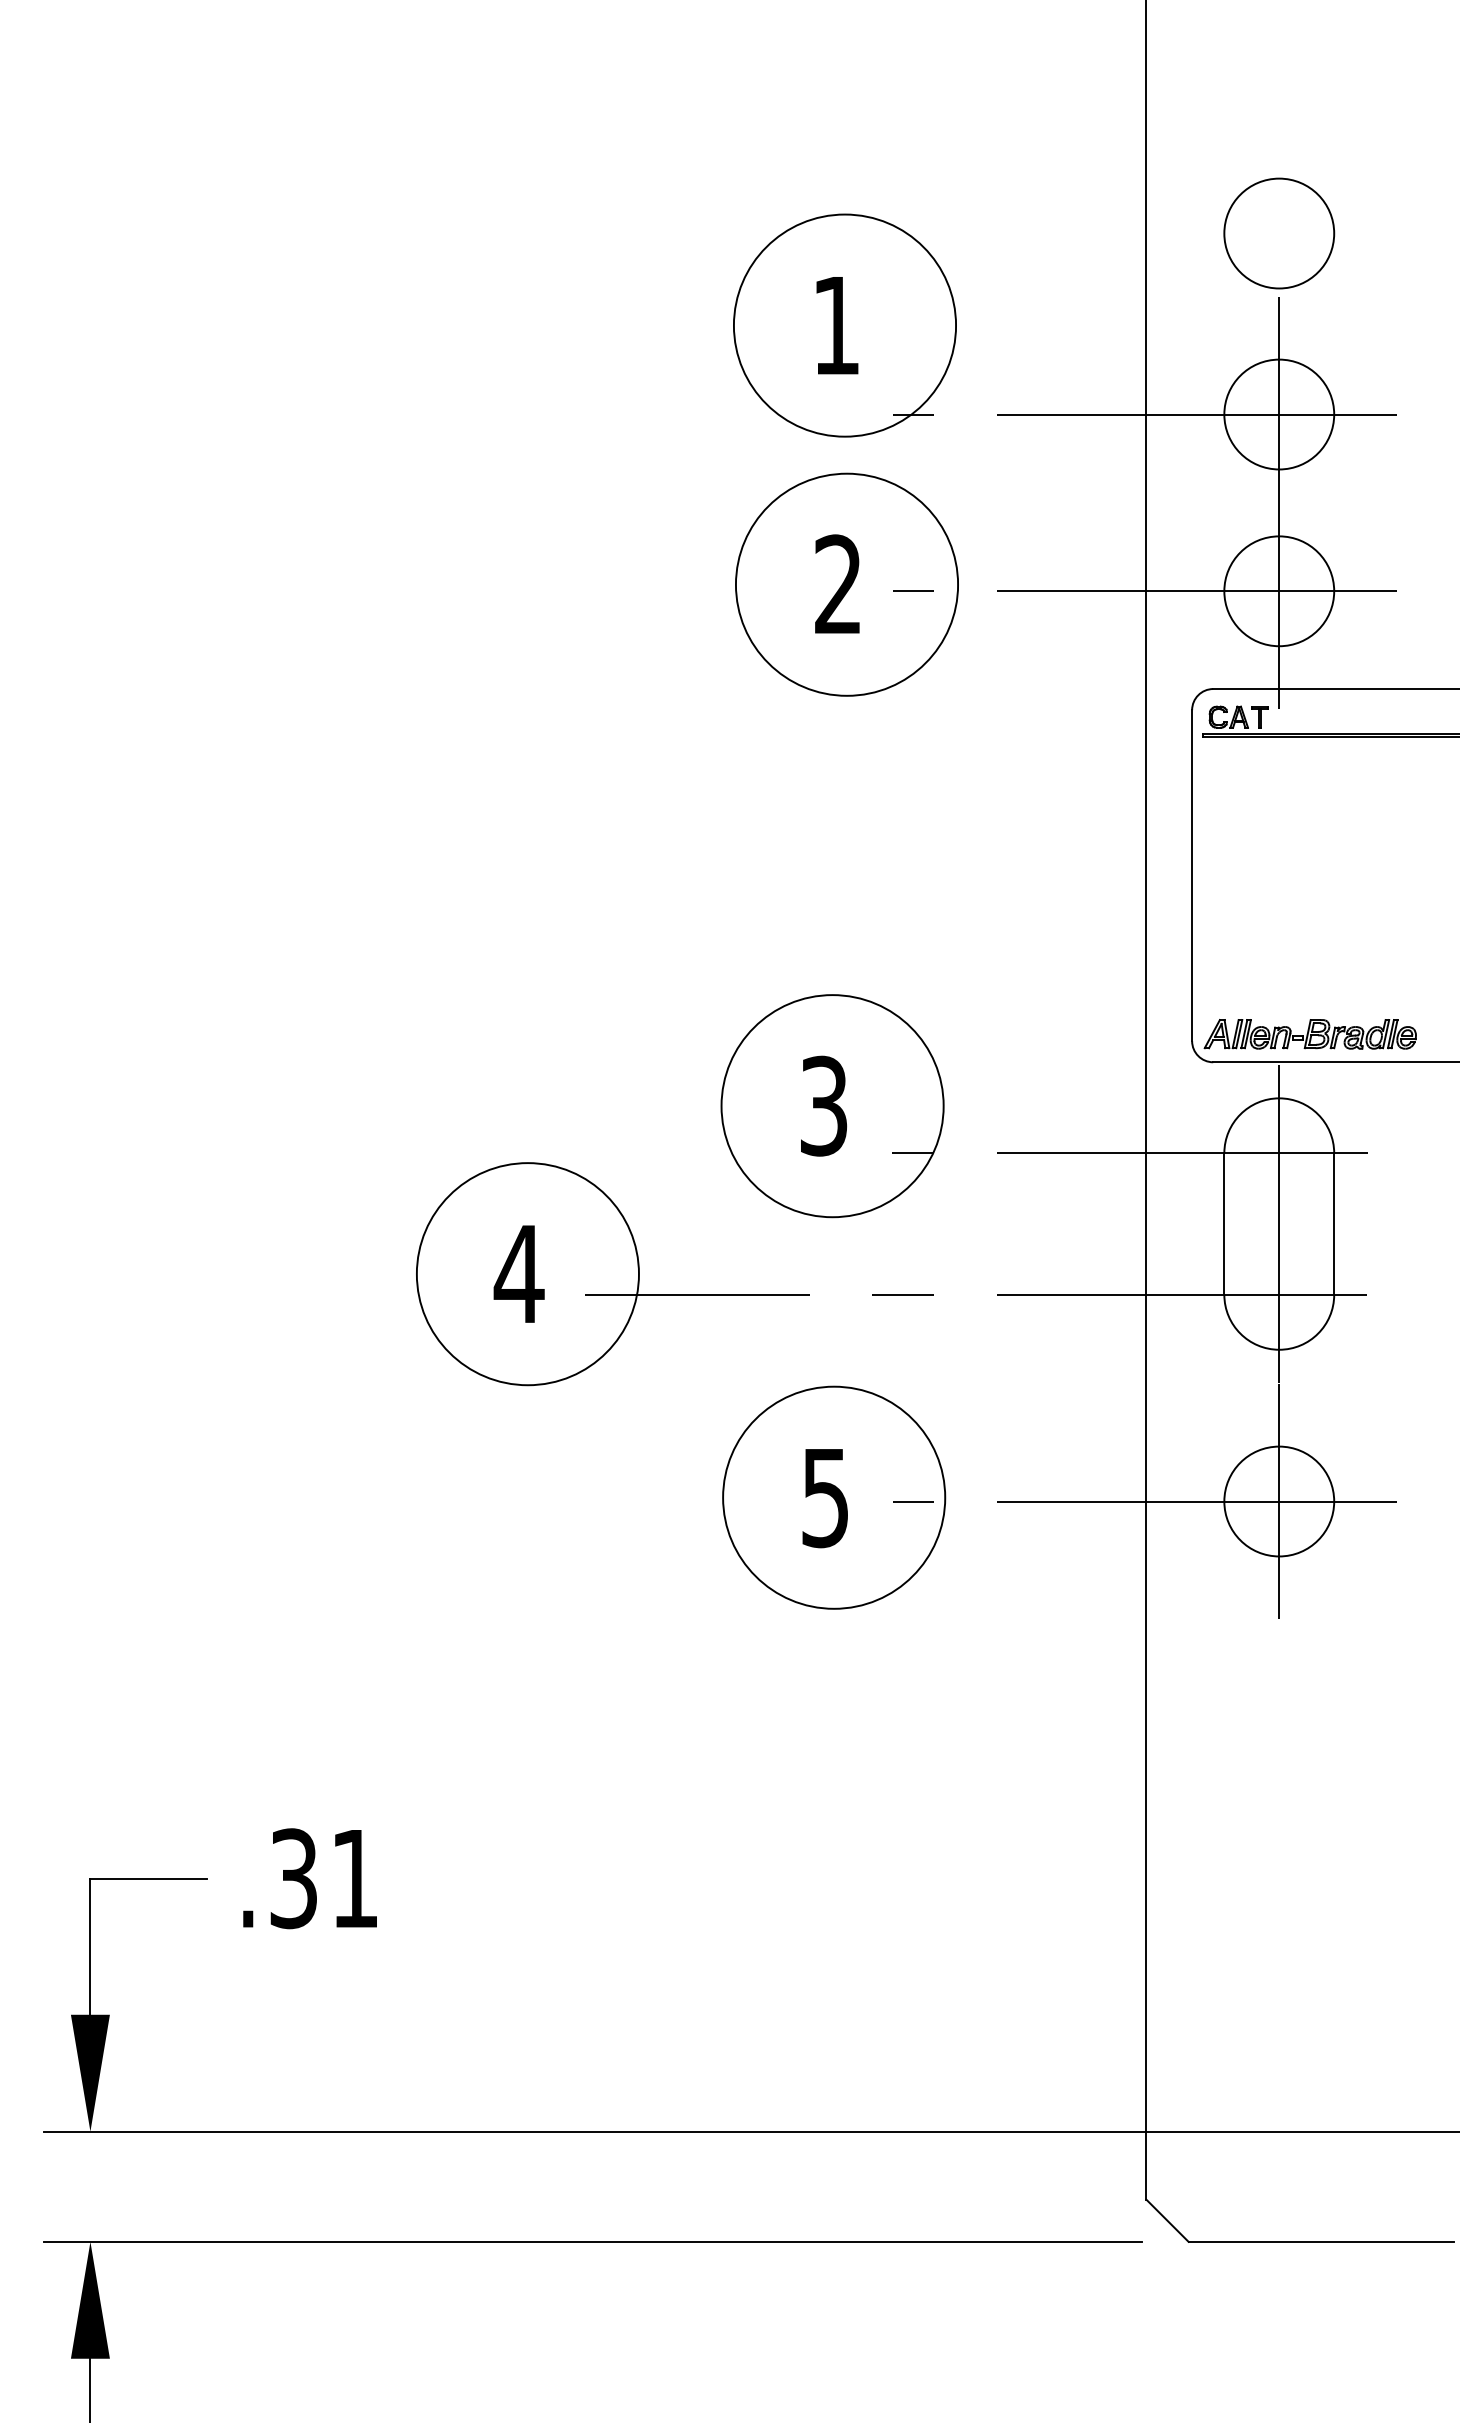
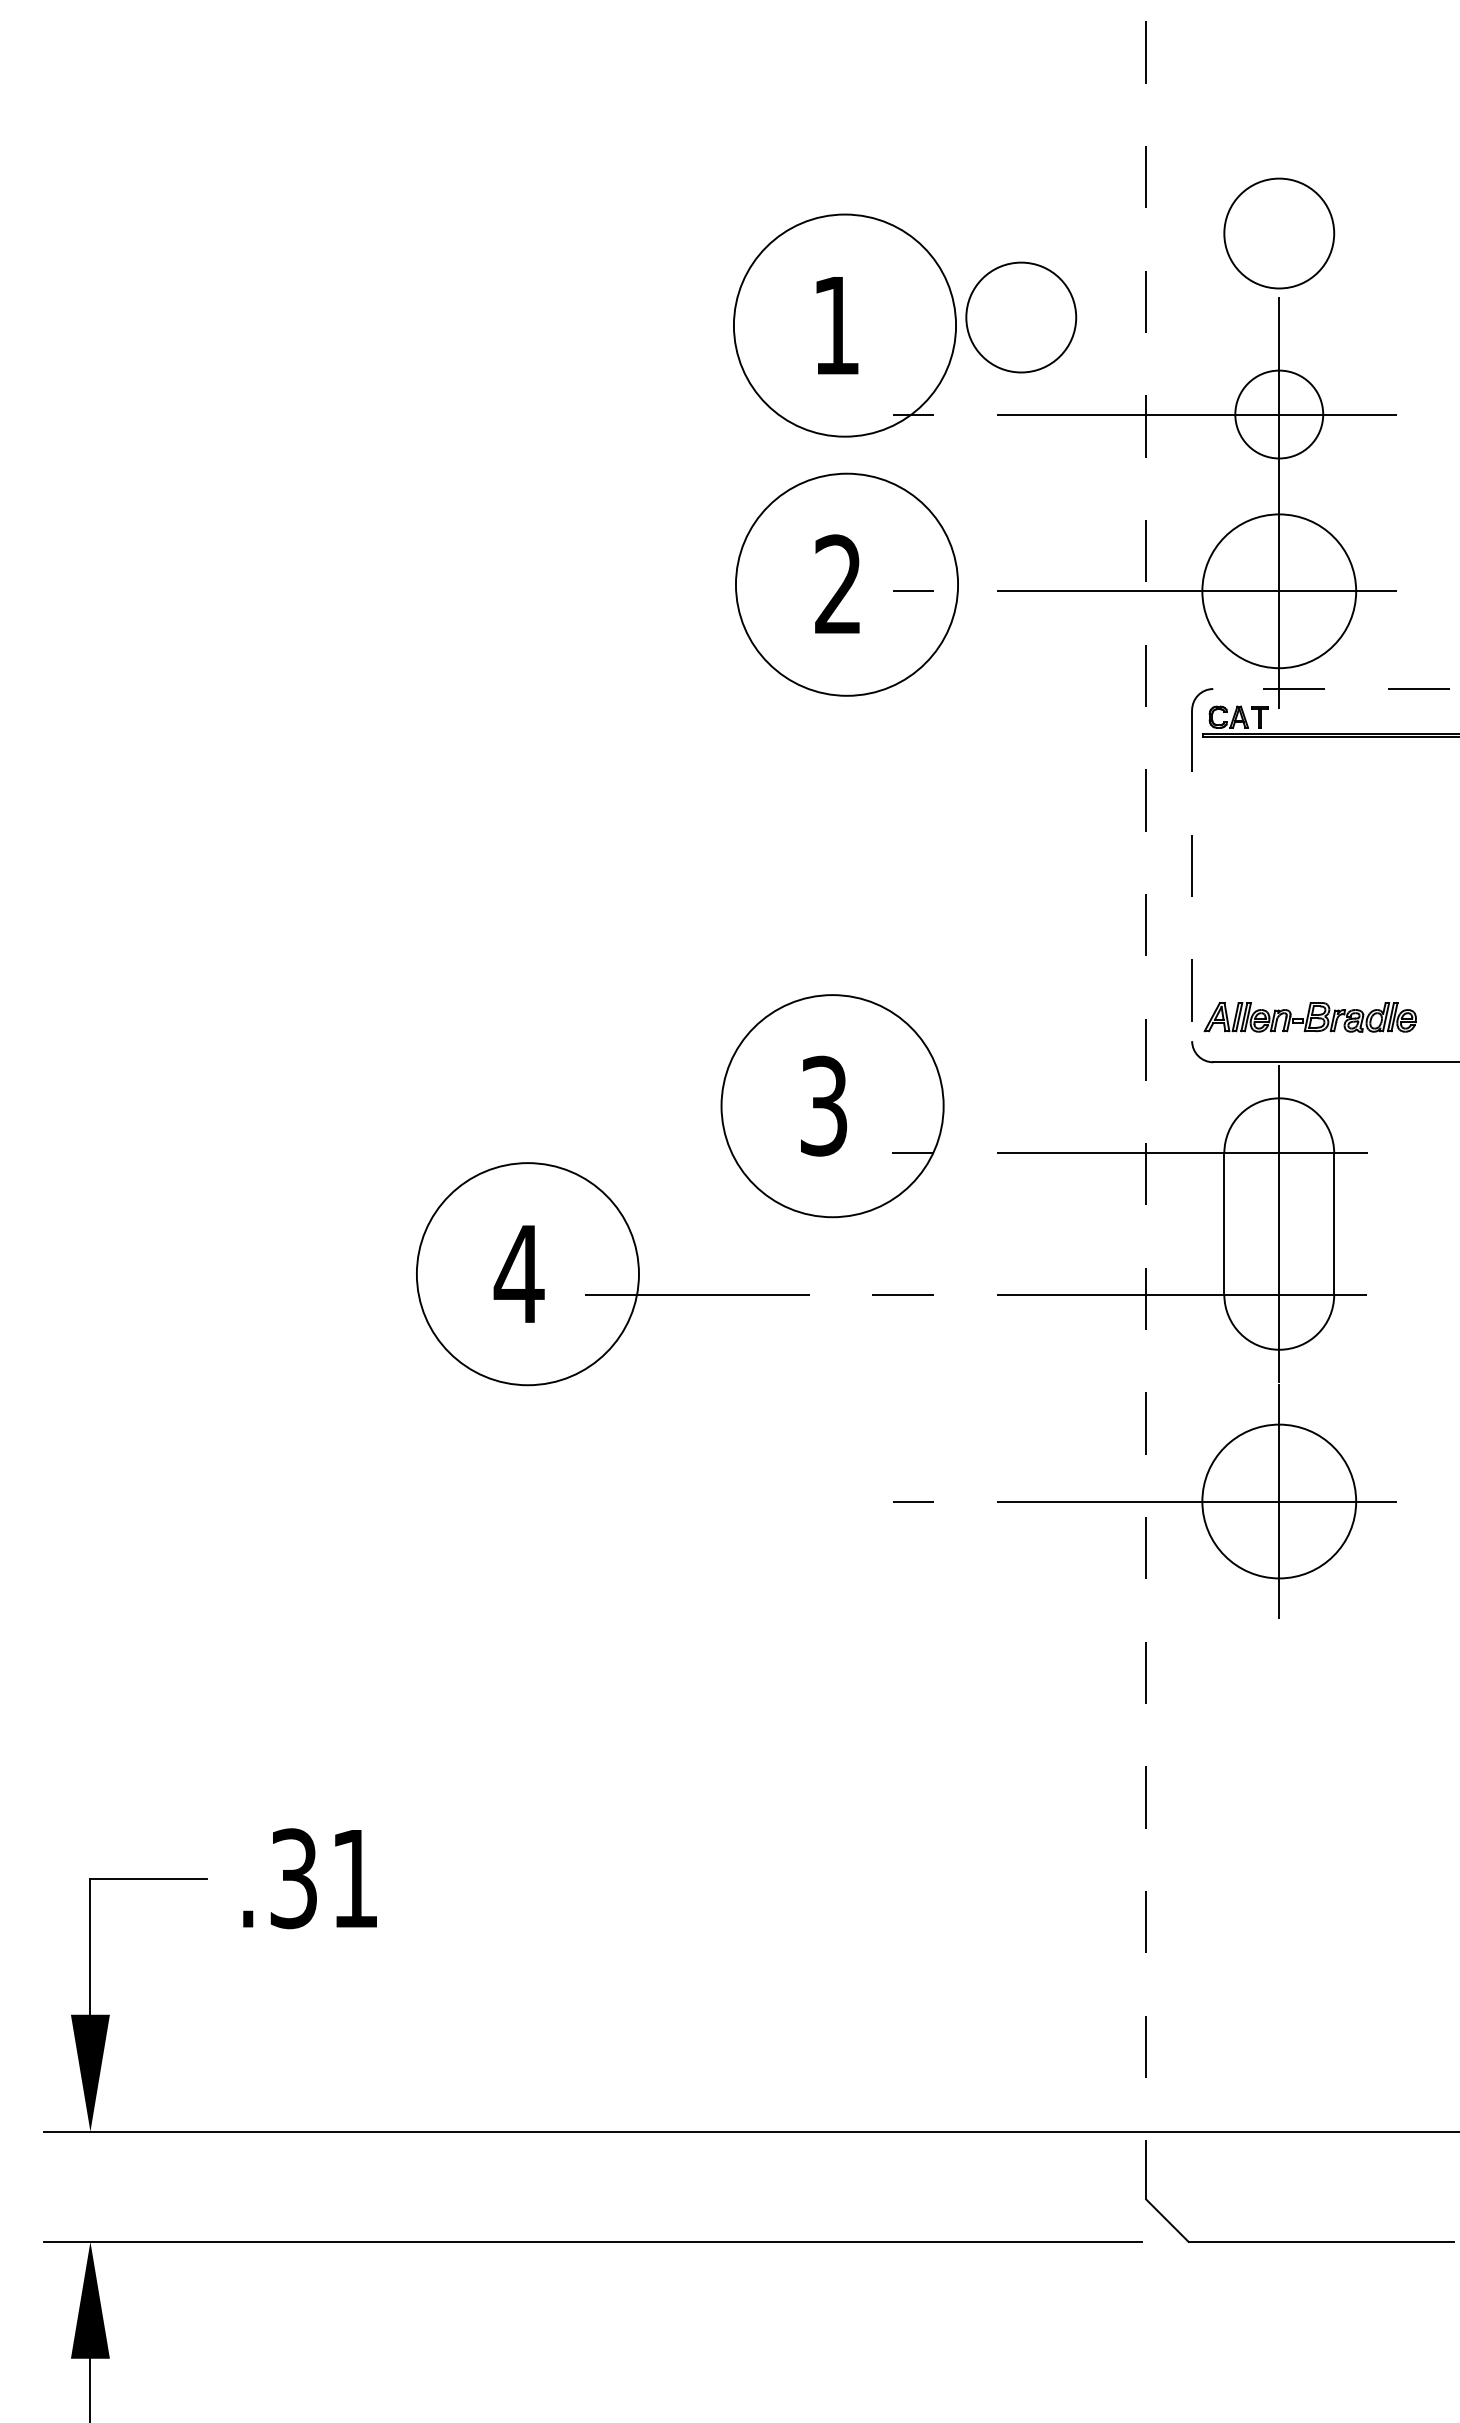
circle: none -> present (1021, 317)
circle diameter: 110 px -> 88 px (1279, 414)
circle diameter: 110 px -> 154 px (1279, 591)
line: solid -> dashed (1336, 689)
line: solid -> dashed (1192, 876)
part position: (1309, 1034) -> (1309, 1017) (1309, 1017)
line: solid -> dashed (1146, 1100)
part: present -> none (834, 1497)
circle diameter: 110 px -> 154 px (1279, 1501)
